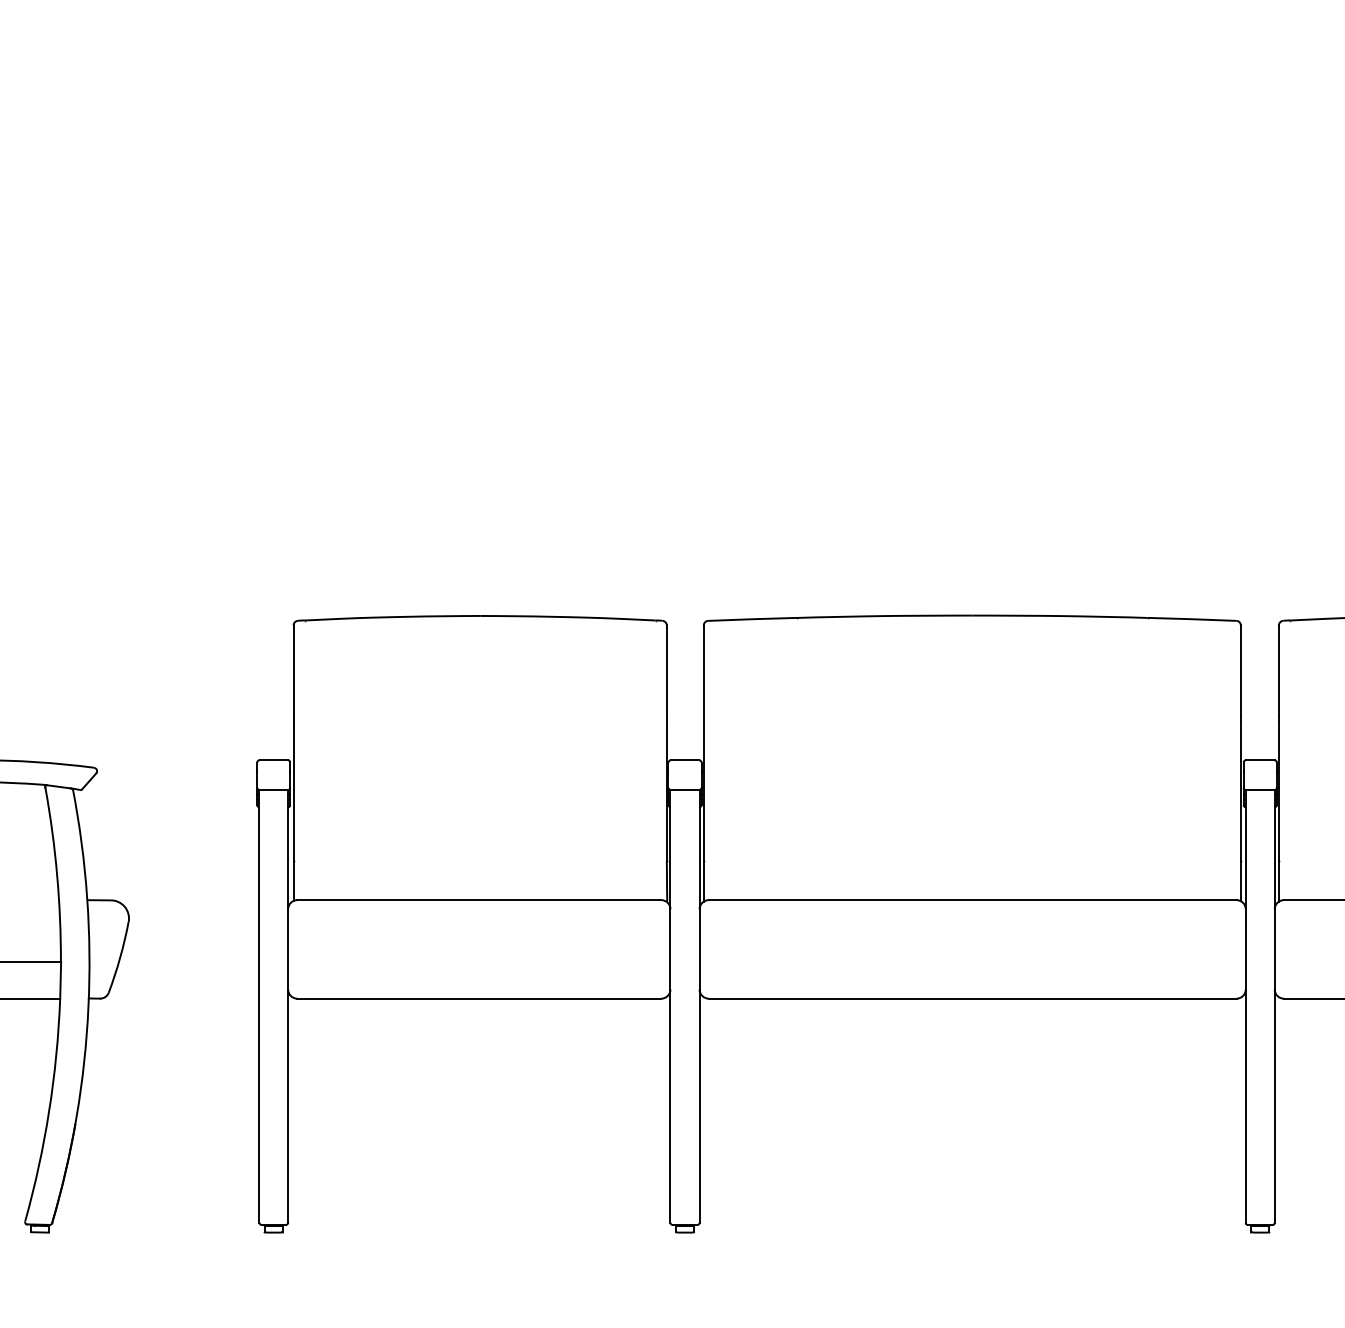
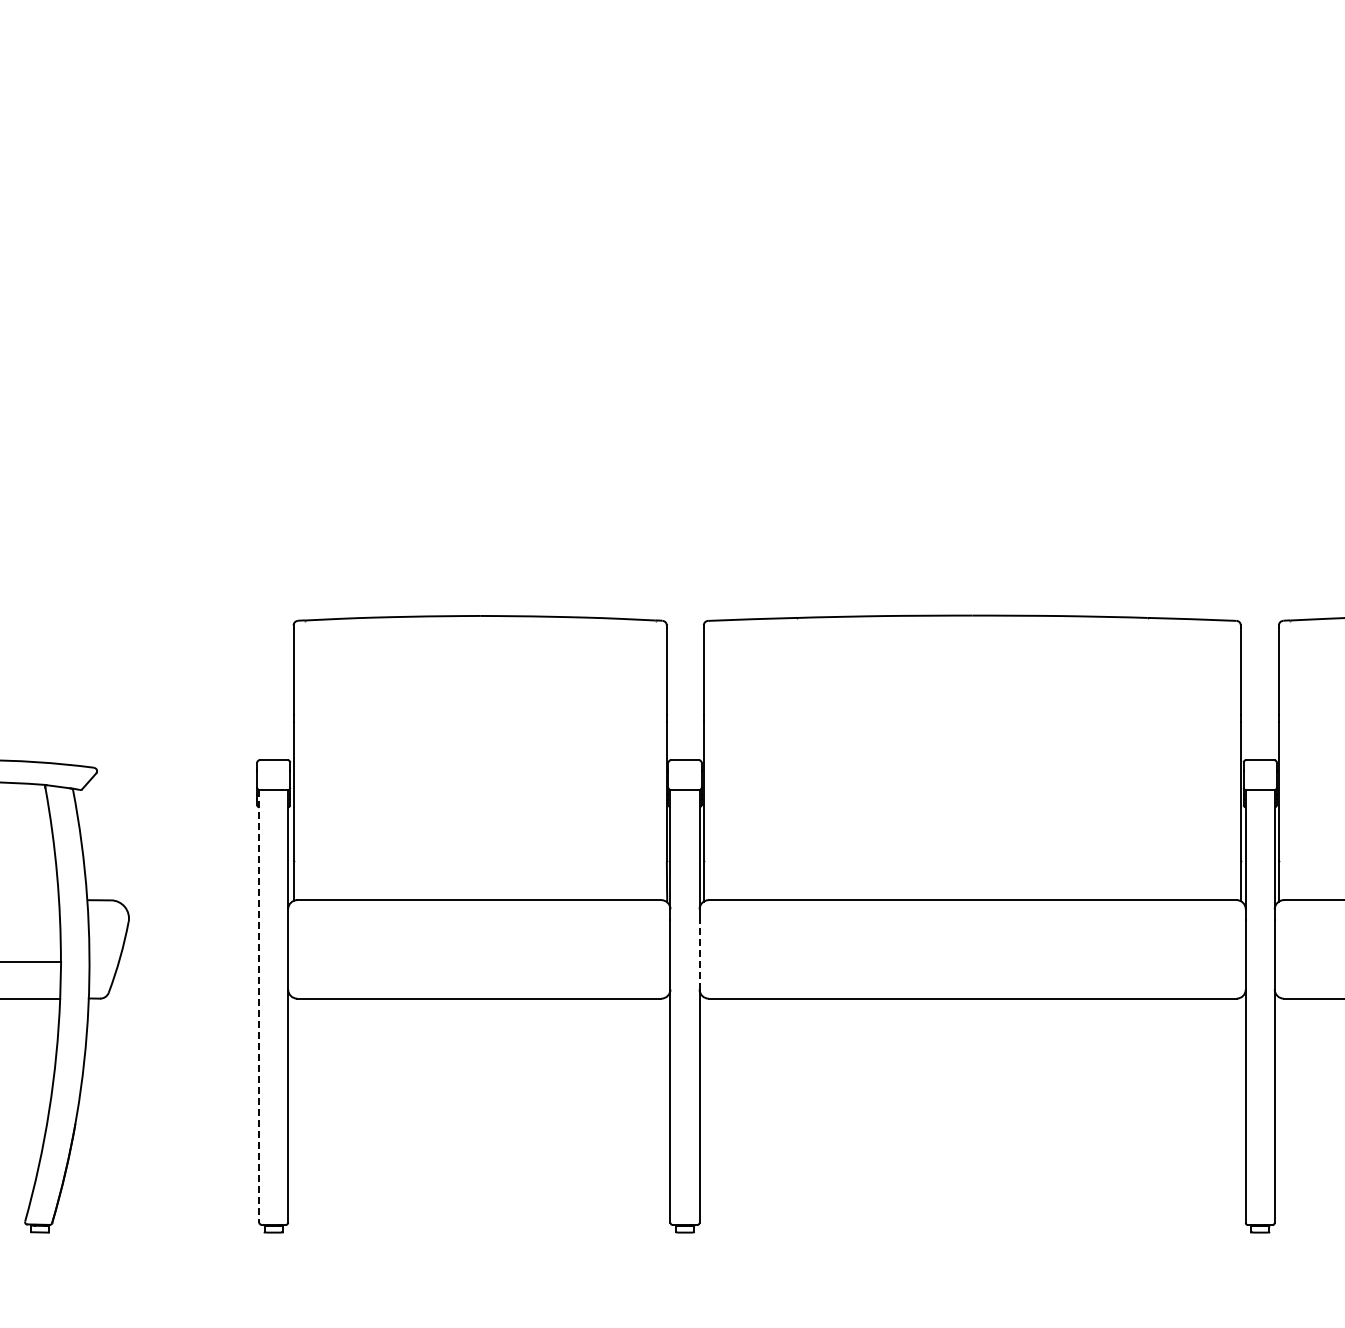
line: solid -> dashed (699, 954)
line: solid -> dashed (259, 1006)
